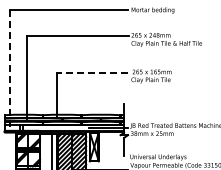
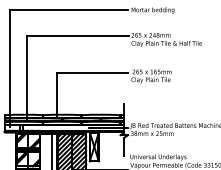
line: dashed -> solid (9, 68)
line: dashed -> solid (92, 72)
